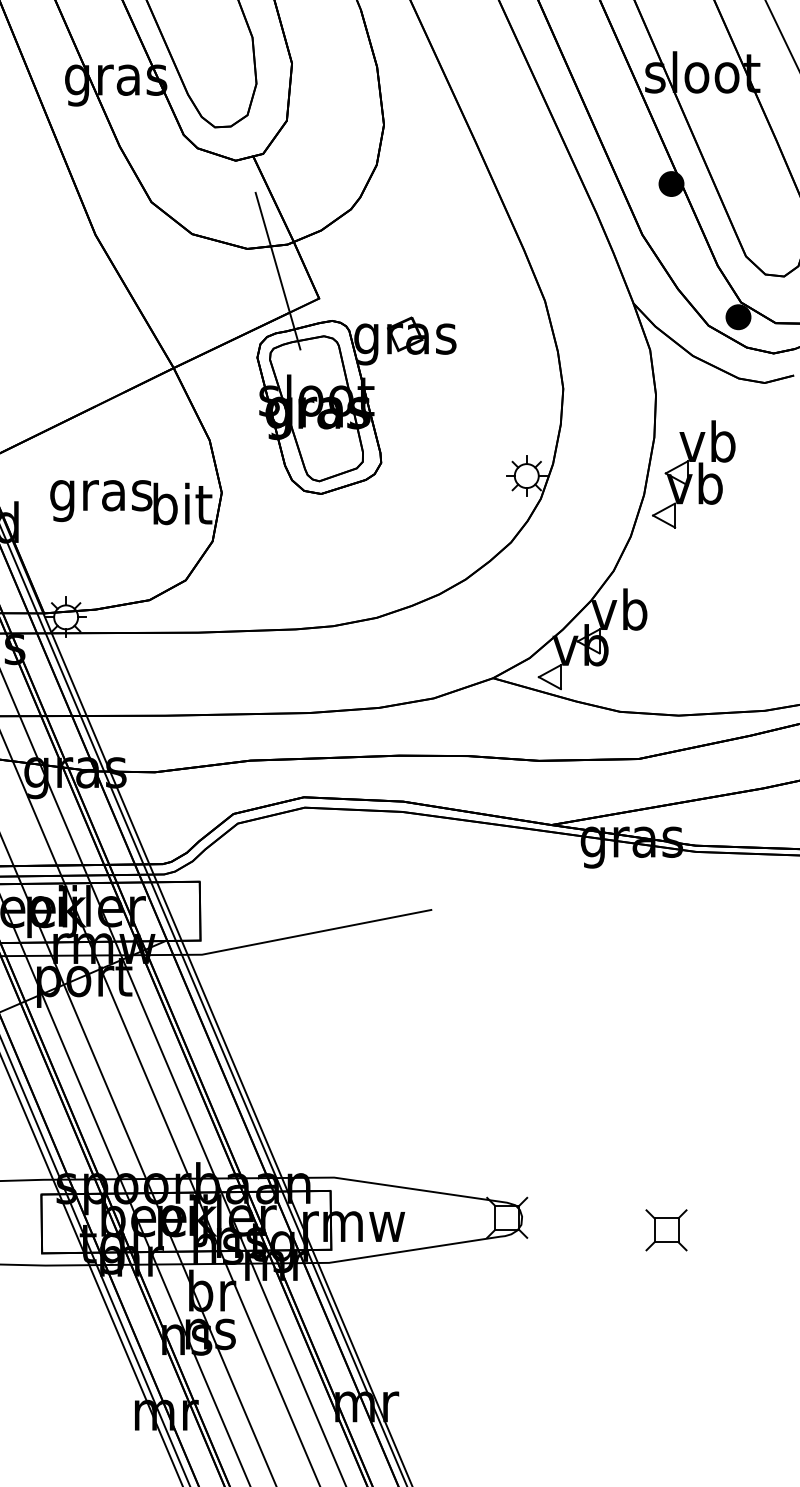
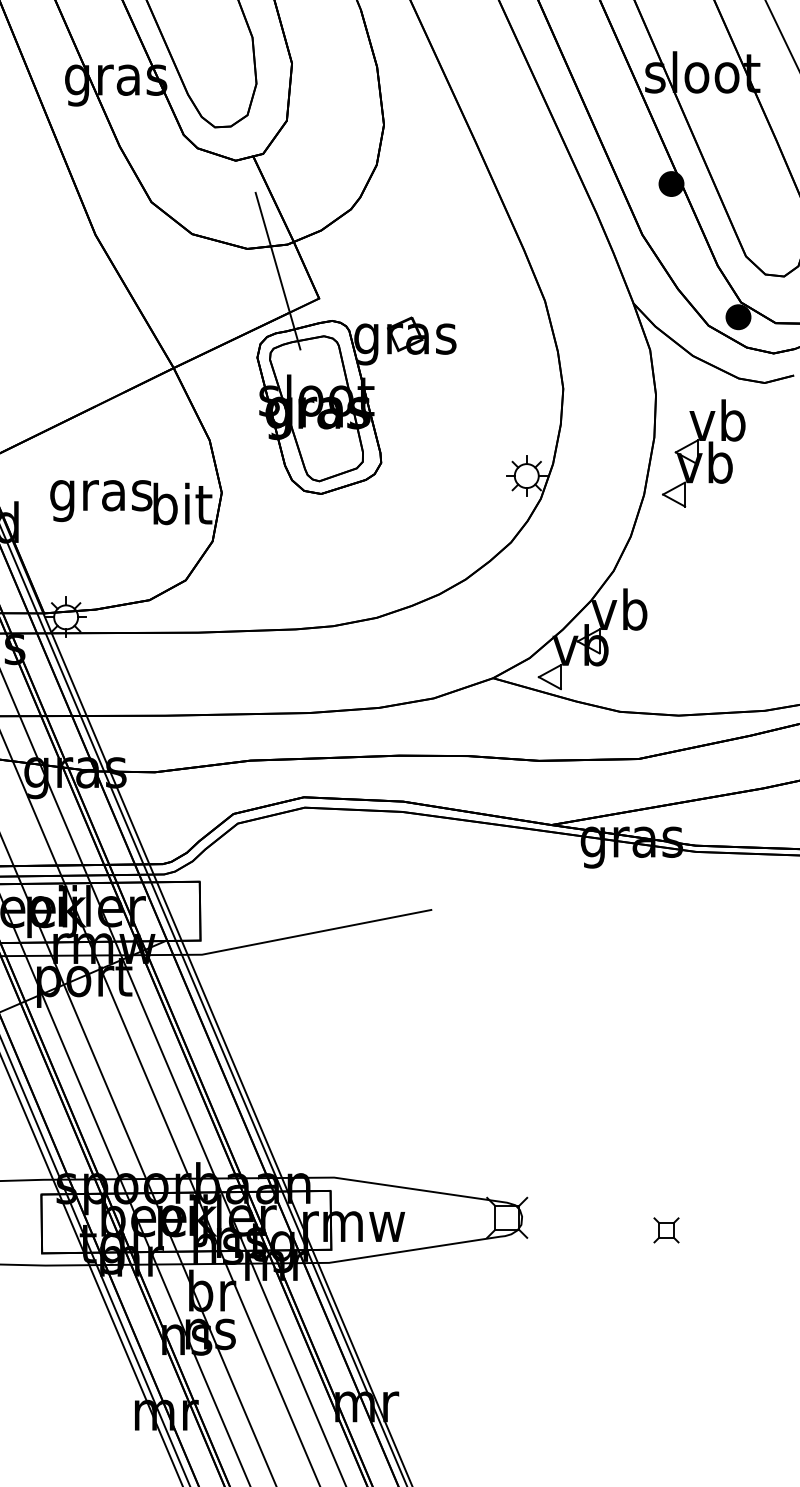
part position: (693, 474) -> (703, 453) (703, 453)
part size: 43x43 px -> 27x27 px (666, 1230)
